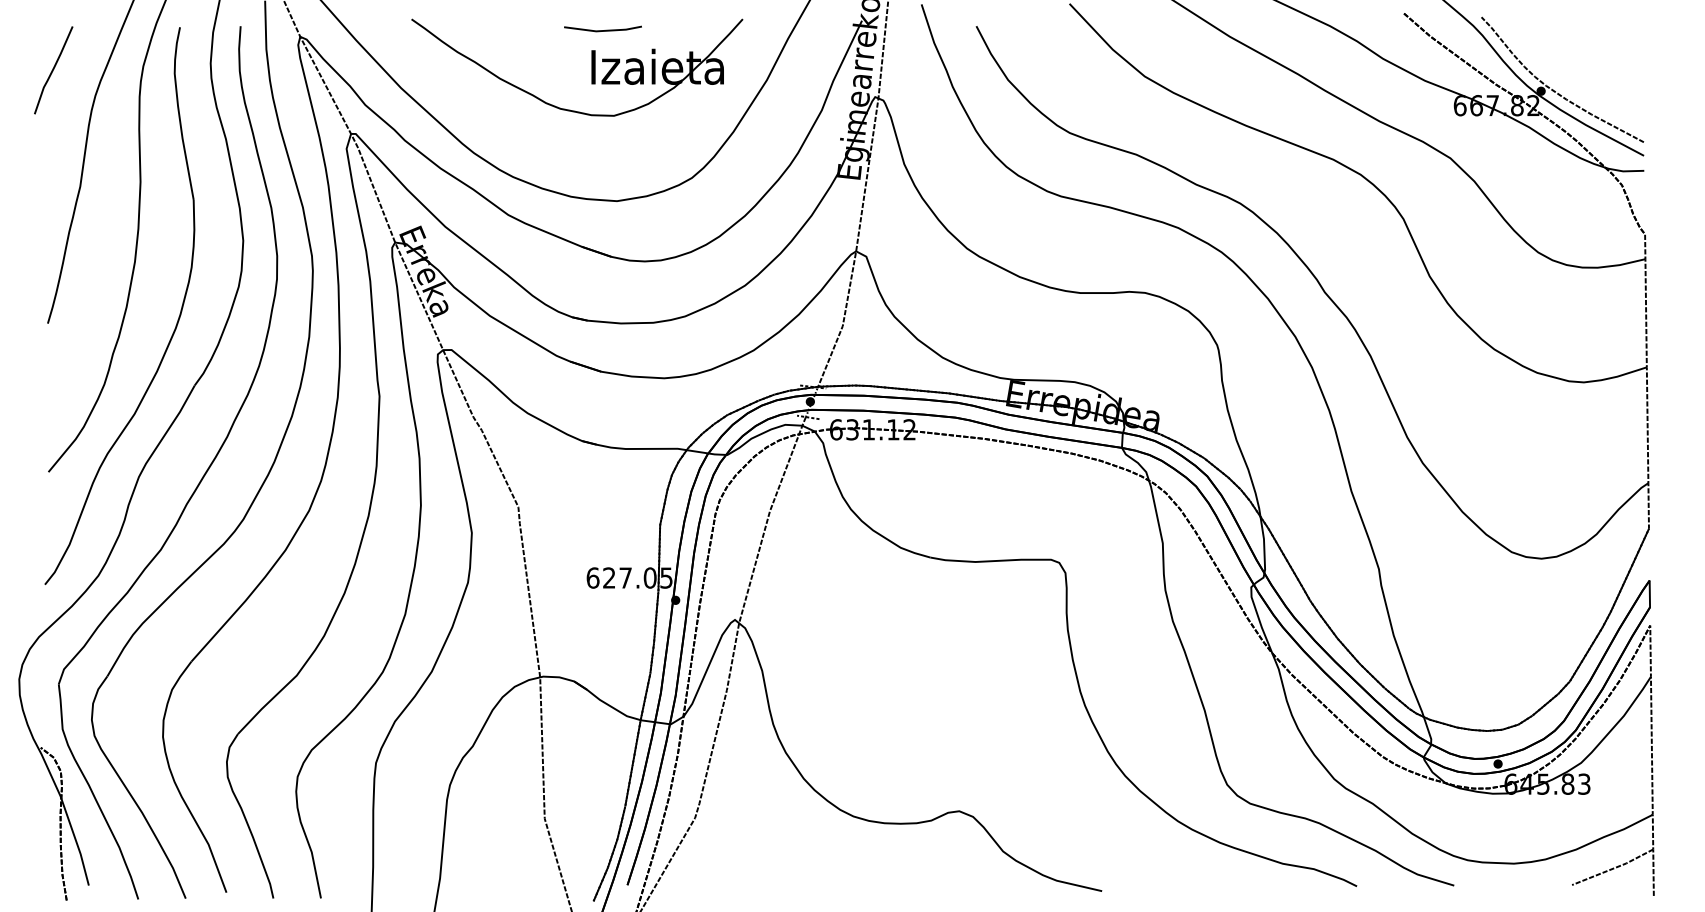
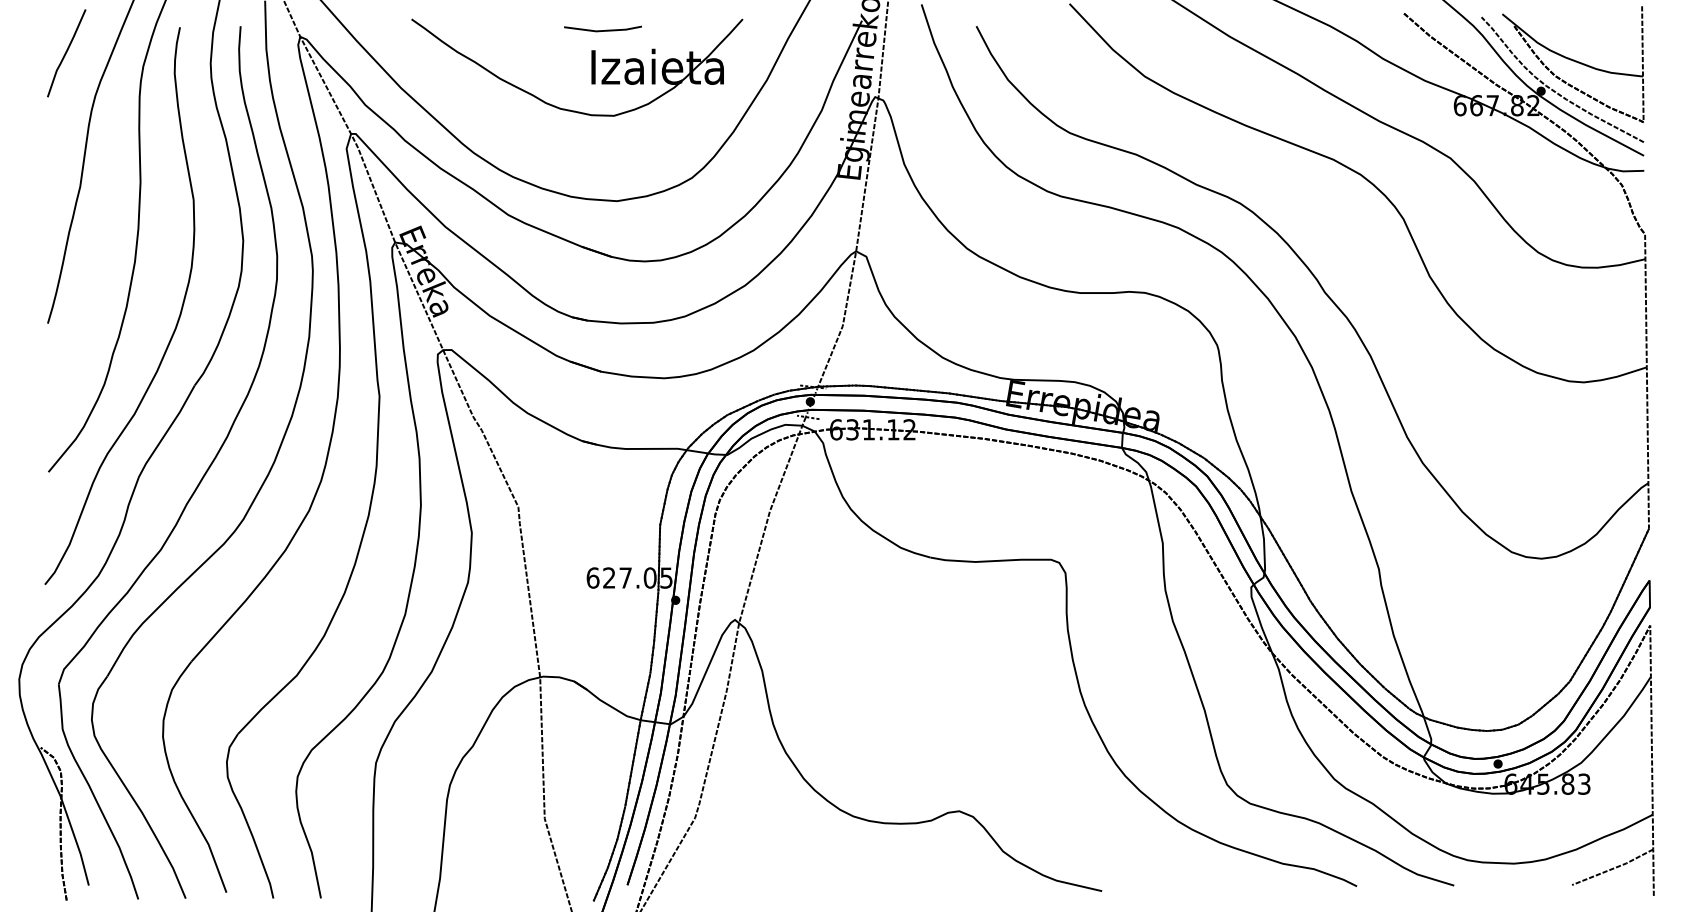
part: none -> present (1573, 64)
curve position: (53, 70) -> (66, 53) (66, 53)
